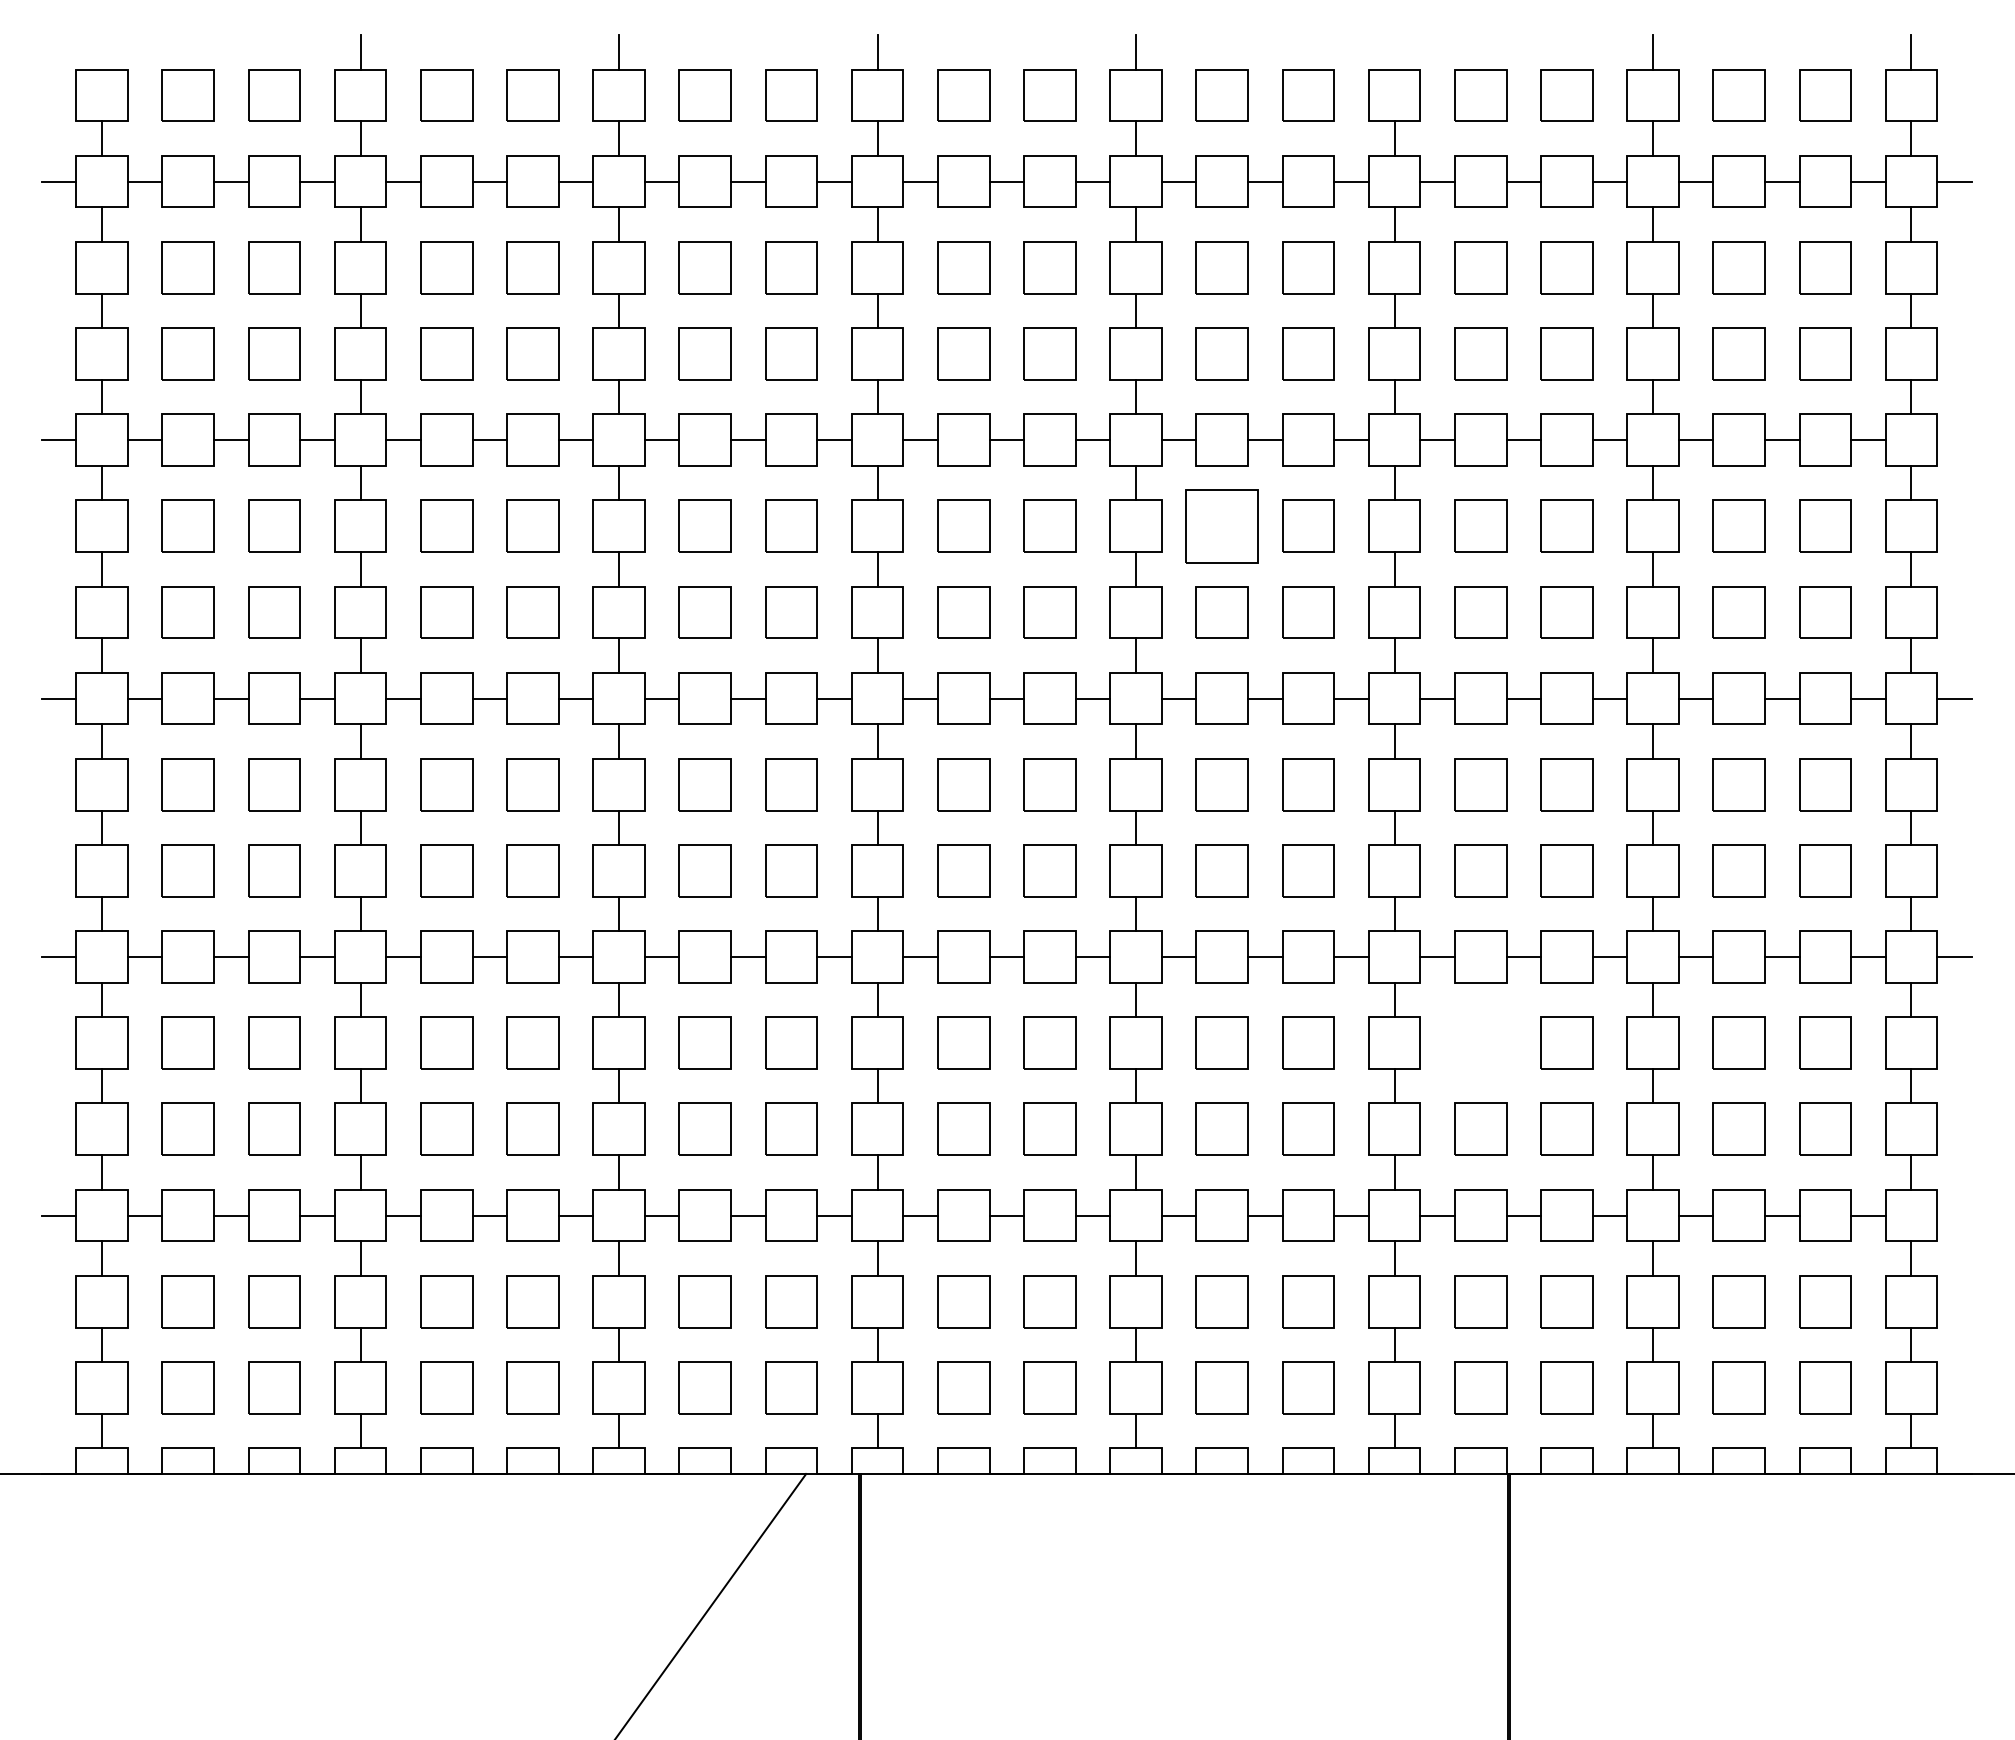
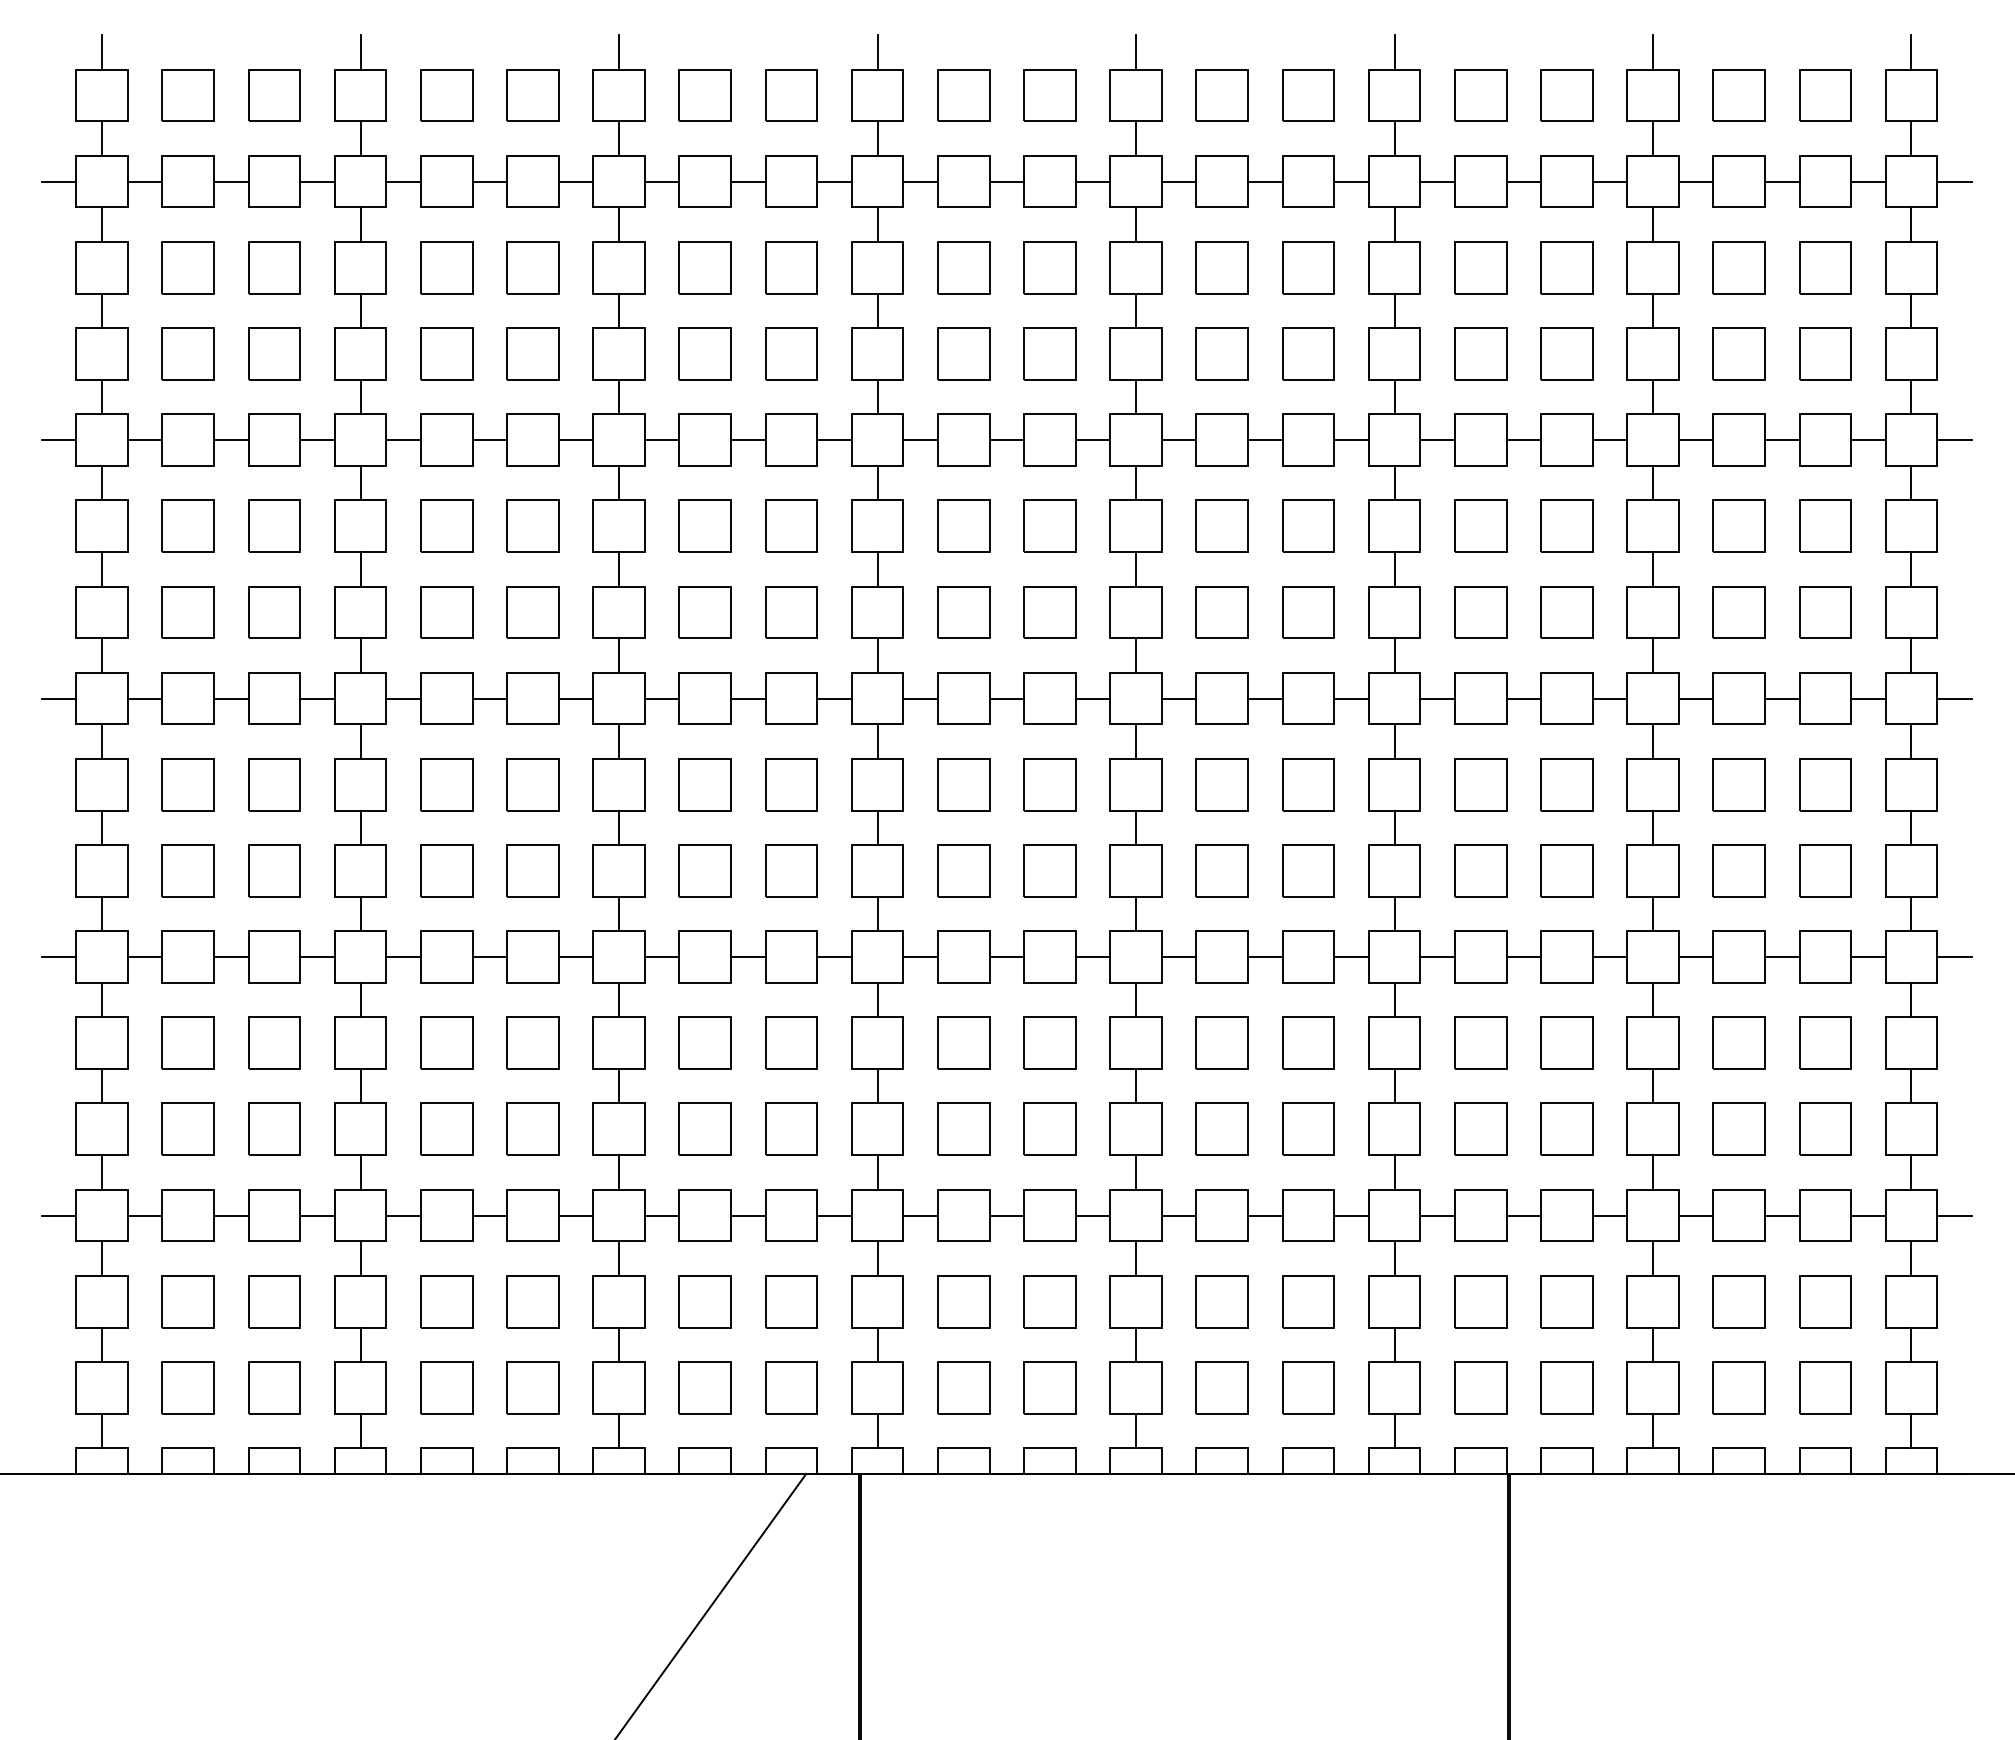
line: none -> present (102, 52)
line: none -> present (1394, 52)
line: none -> present (1954, 440)
part size: 74x75 px -> 54x54 px (1221, 525)
part: none -> present (1480, 1042)
line: none -> present (1954, 1215)
